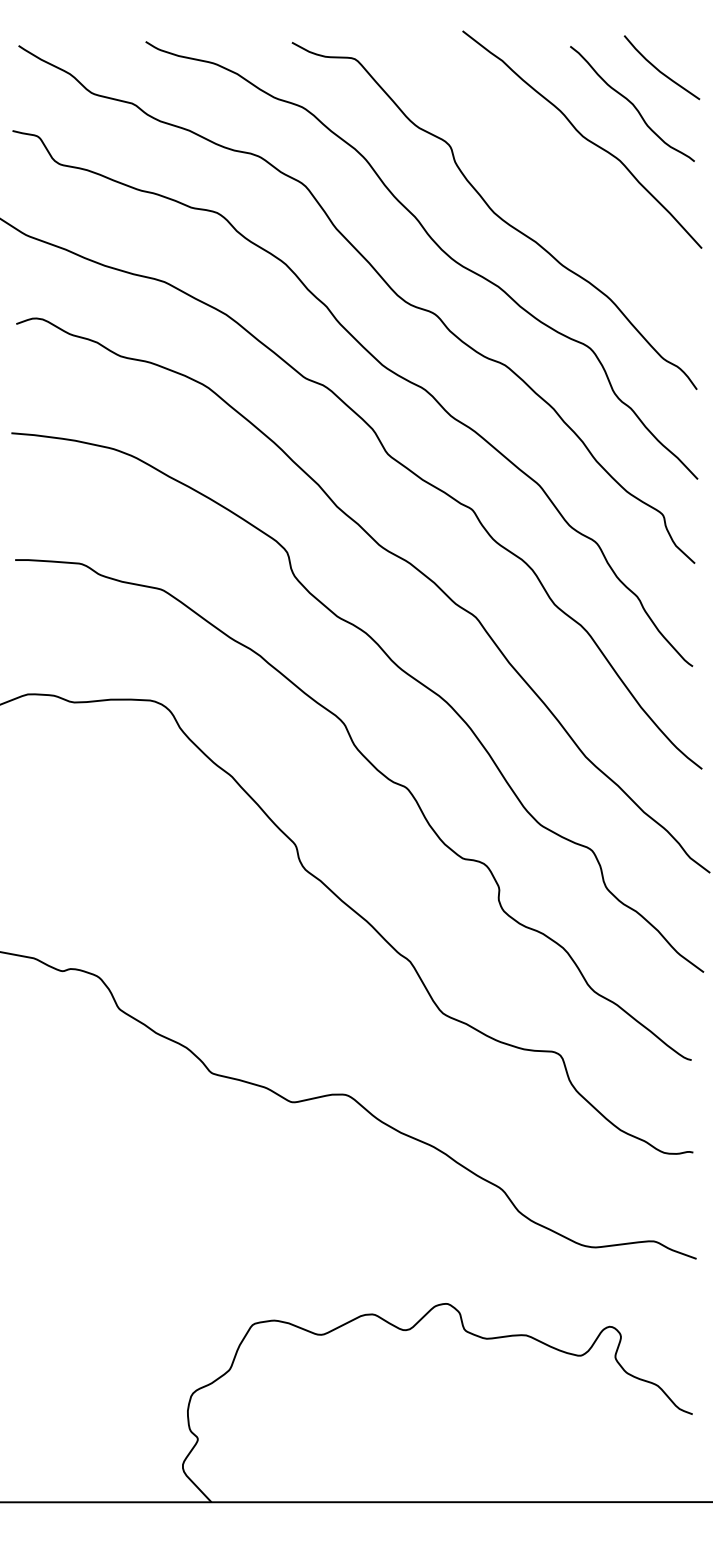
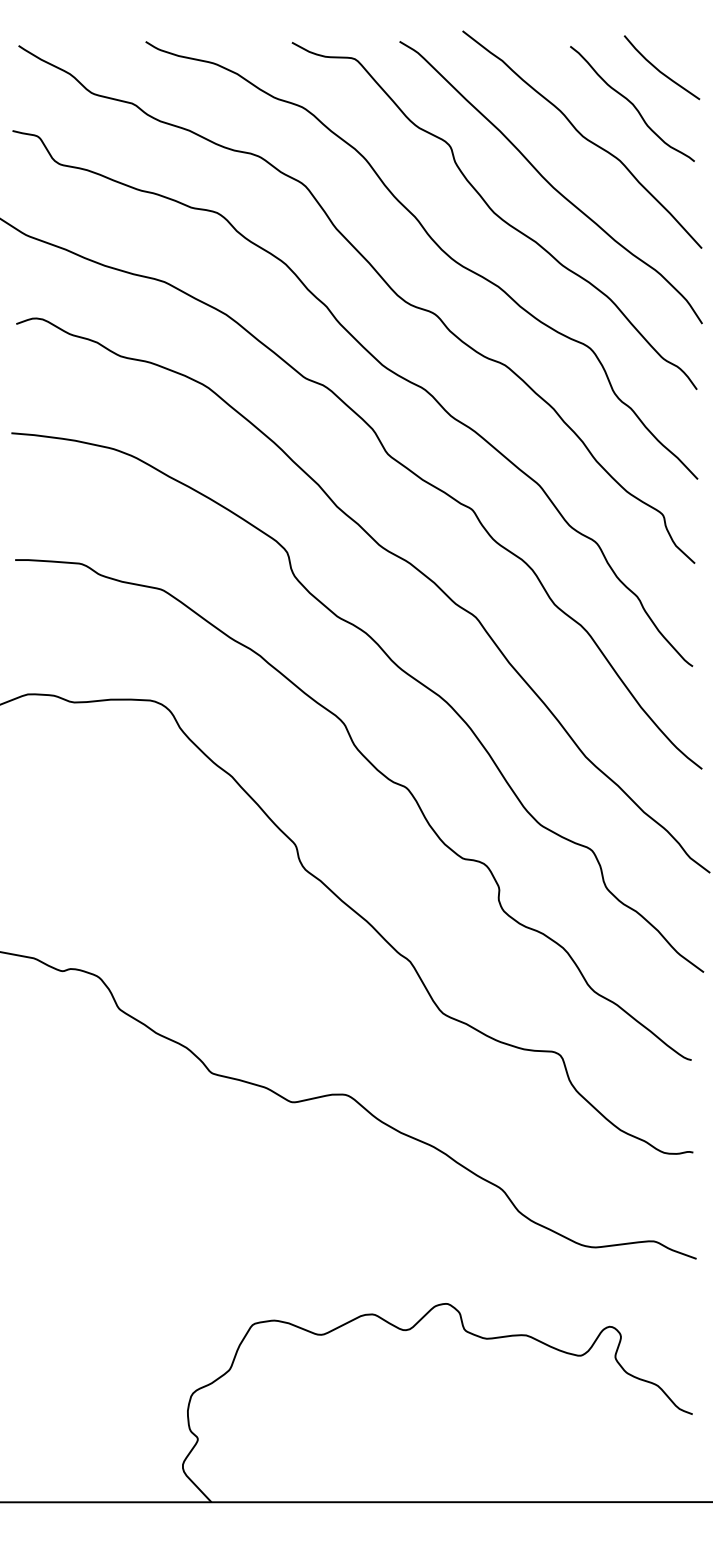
curve: none -> present (549, 182)
